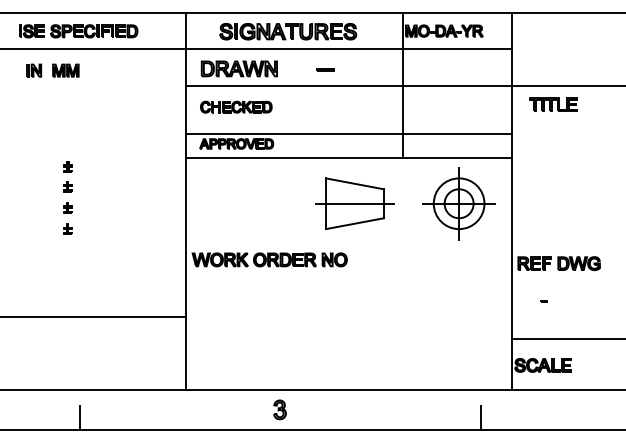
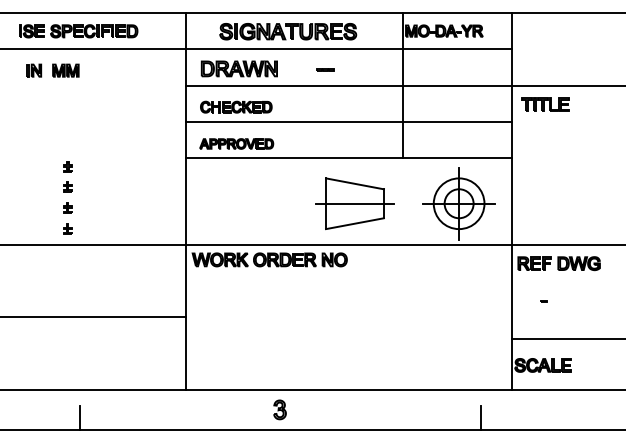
part position: (553, 104) -> (545, 104) (545, 104)
line position: (348, 133) -> (348, 121) (348, 121)
line: none -> present (312, 244)
